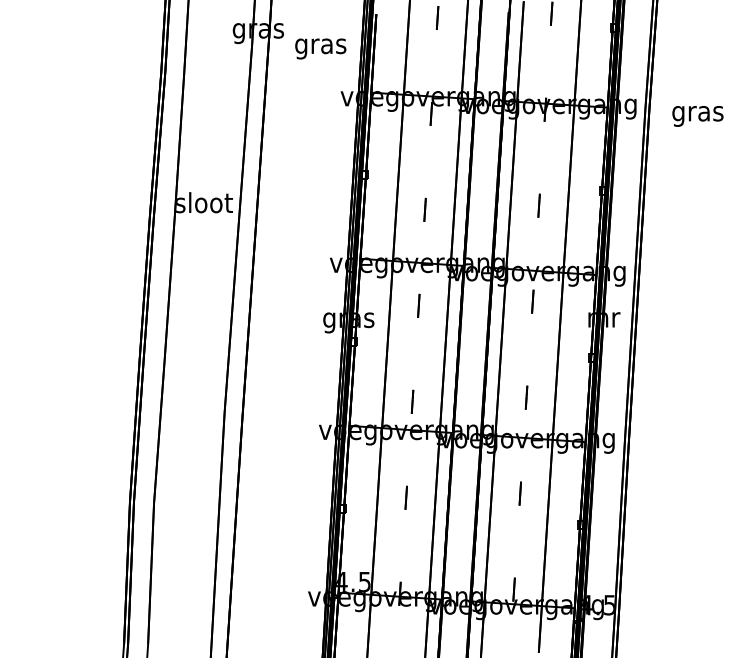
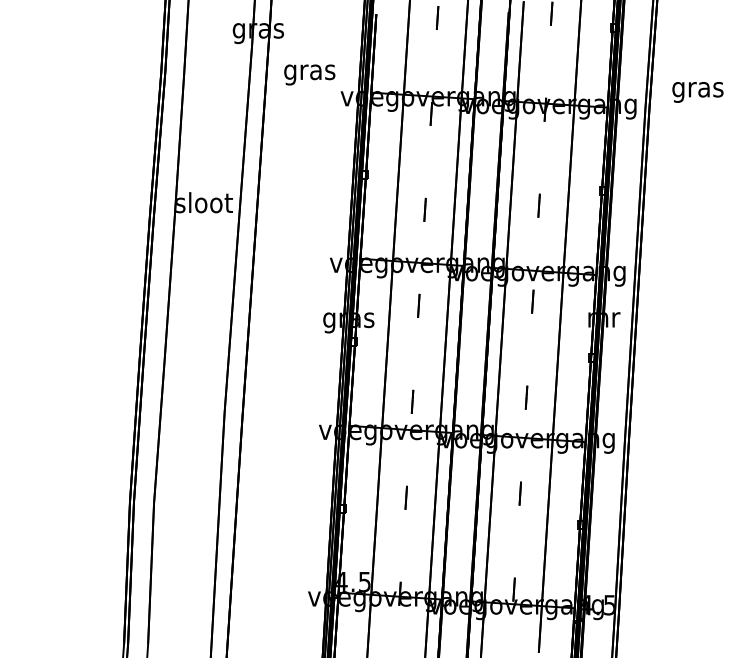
text position: (320, 48) -> (309, 74) (309, 74)
text position: (697, 116) -> (697, 92) (697, 92)
